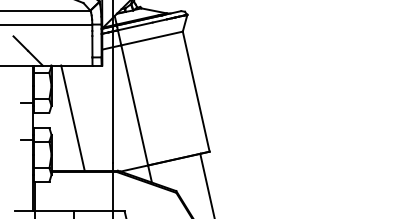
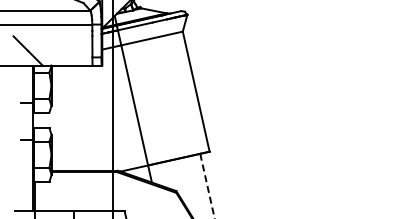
line: present -> none (72, 117)
line: solid -> dashed (207, 186)
